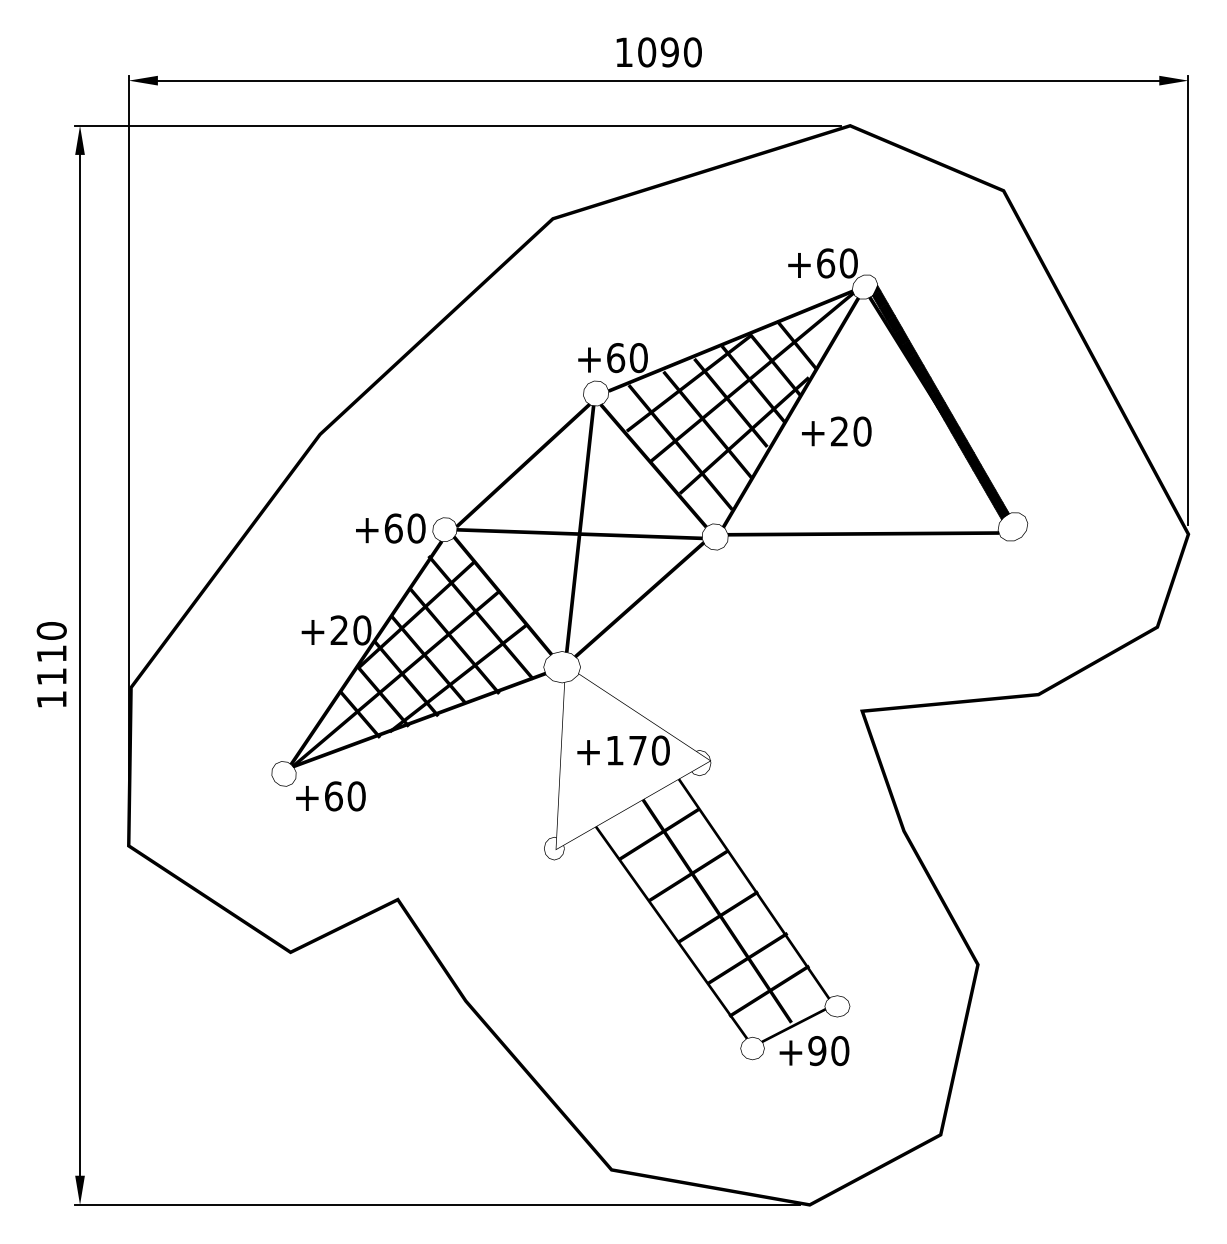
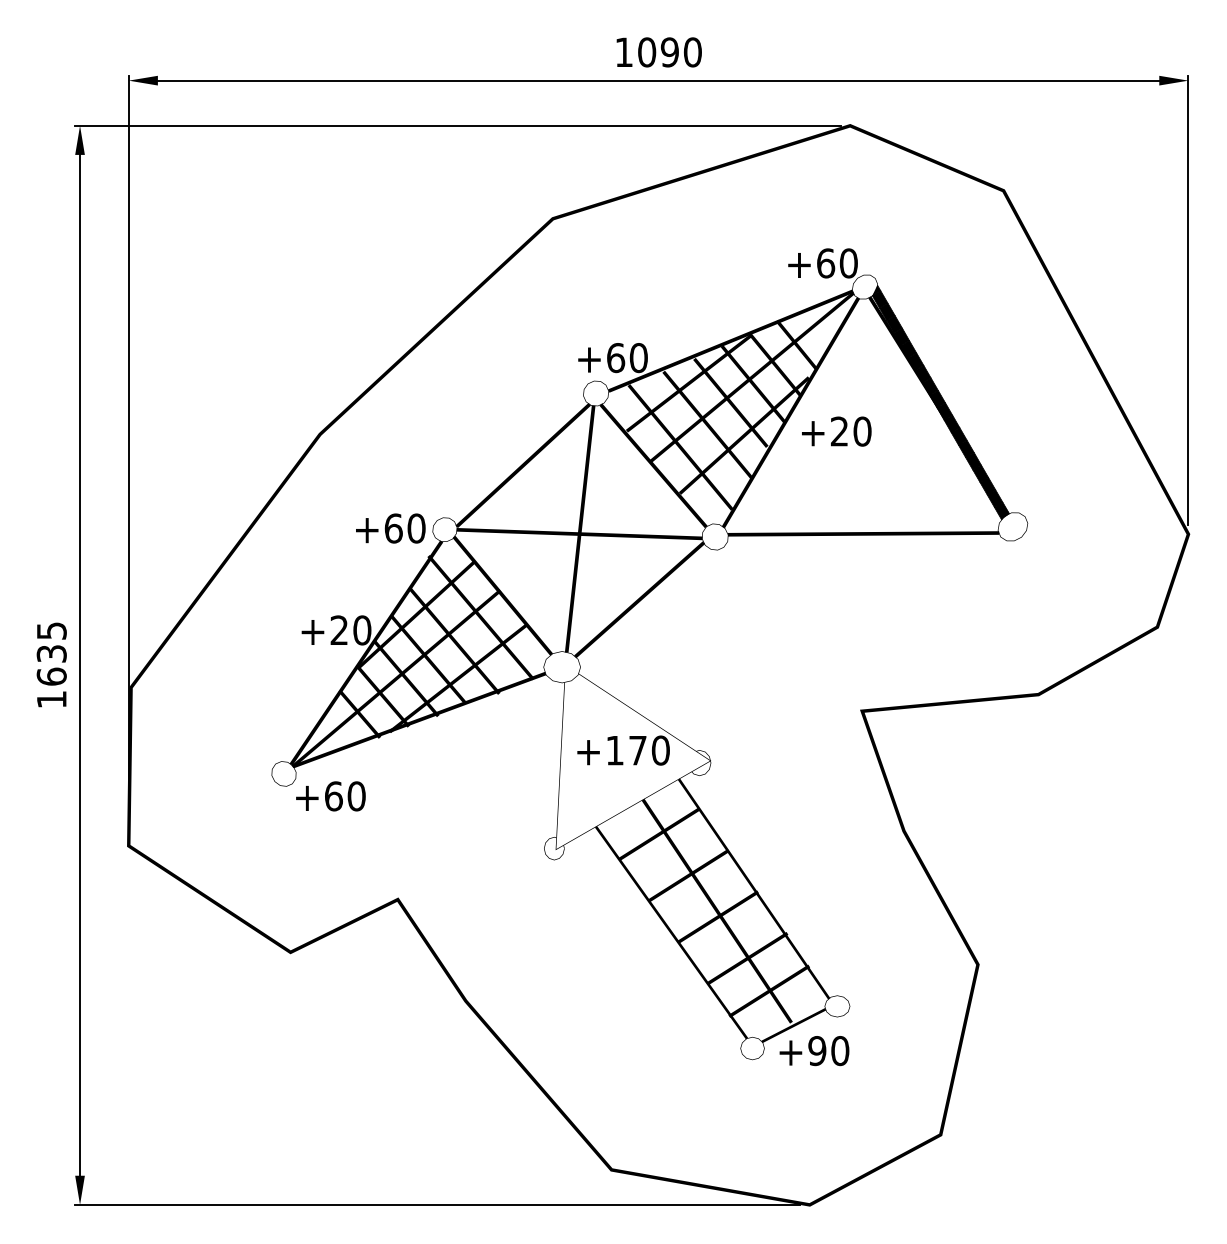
text: 1110 -> 1635 (51, 653)
